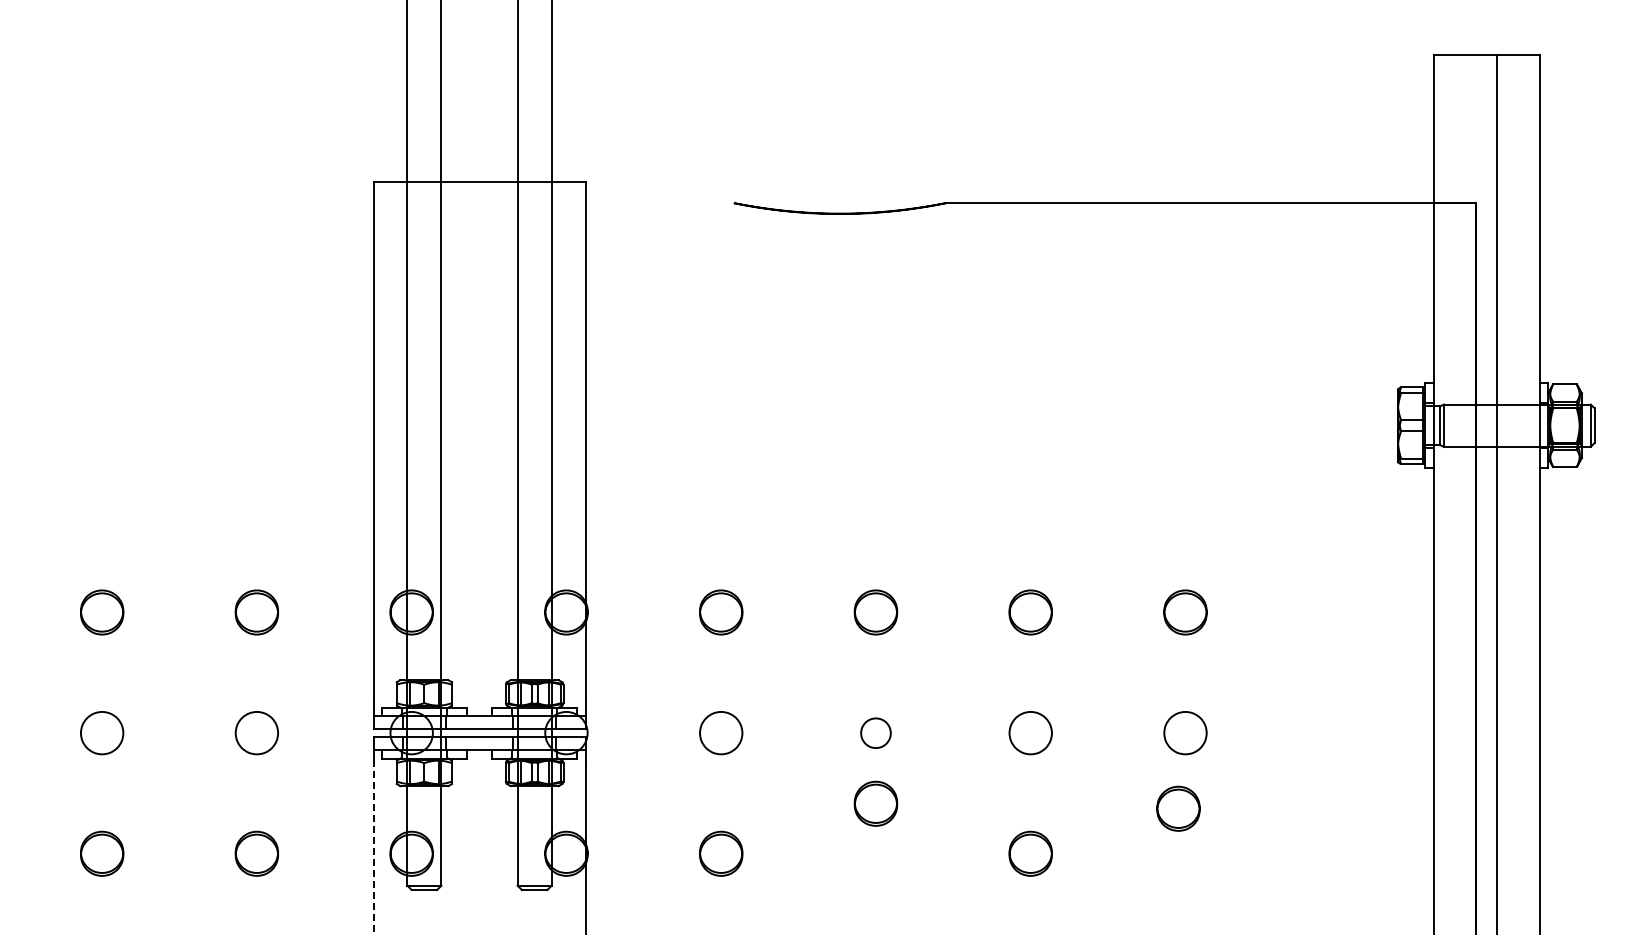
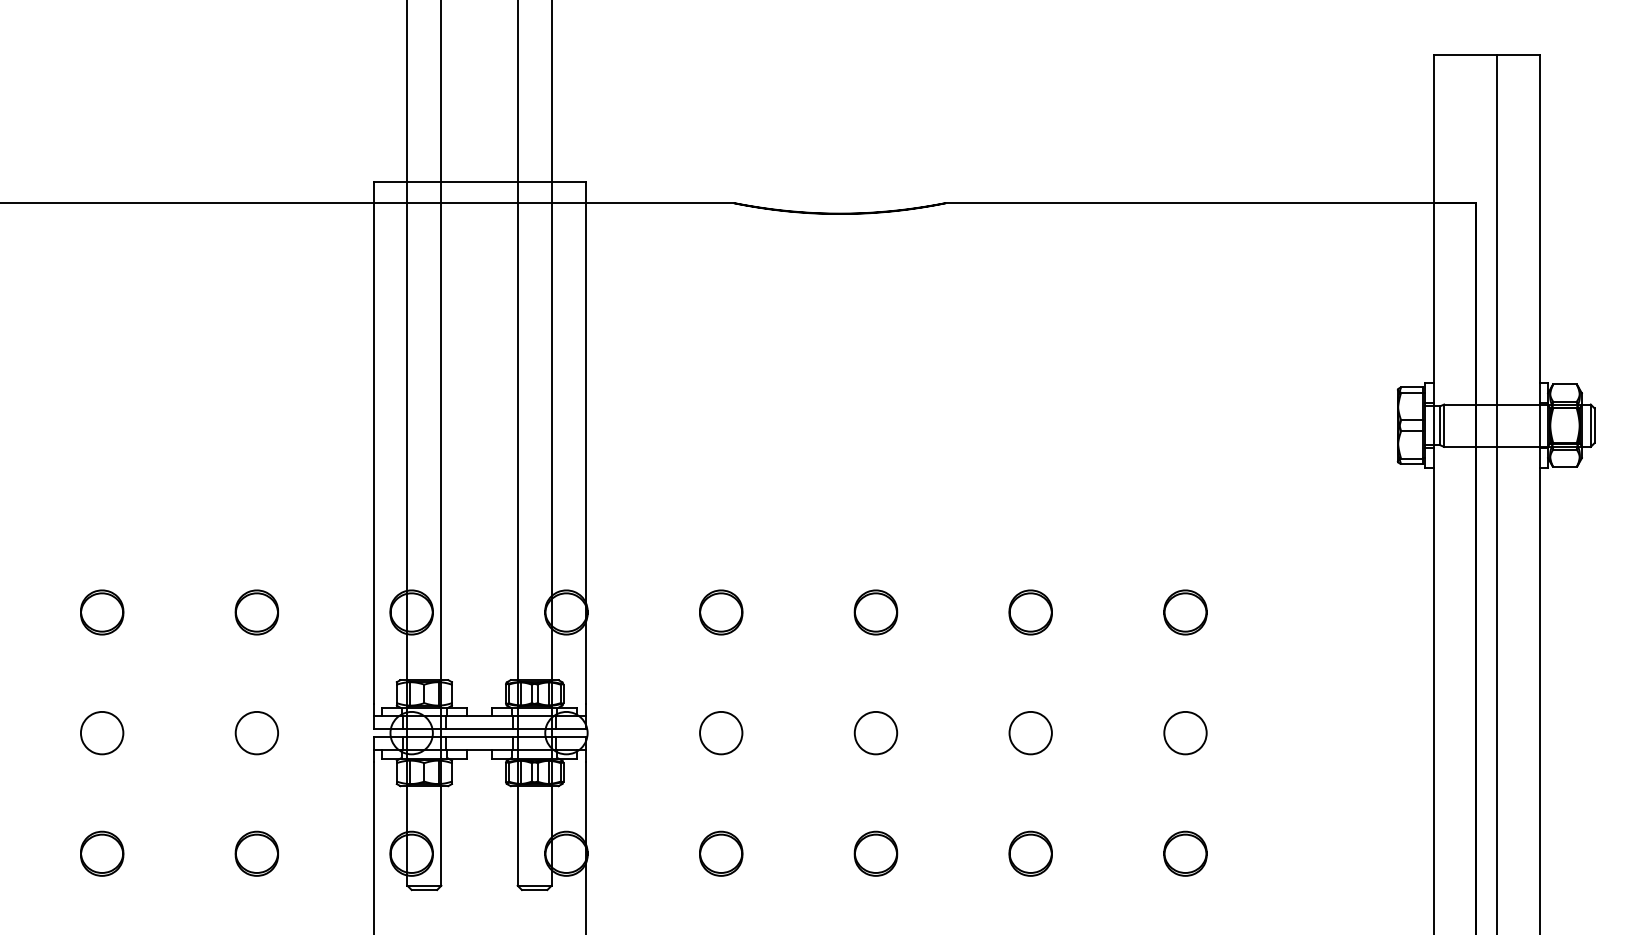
line: none -> present (367, 203)
part size: 32x32 px -> 46x45 px (875, 733)
part position: (875, 803) -> (875, 853) (875, 853)
part position: (1178, 808) -> (1185, 853) (1185, 853)
line: dashed -> solid (373, 848)
